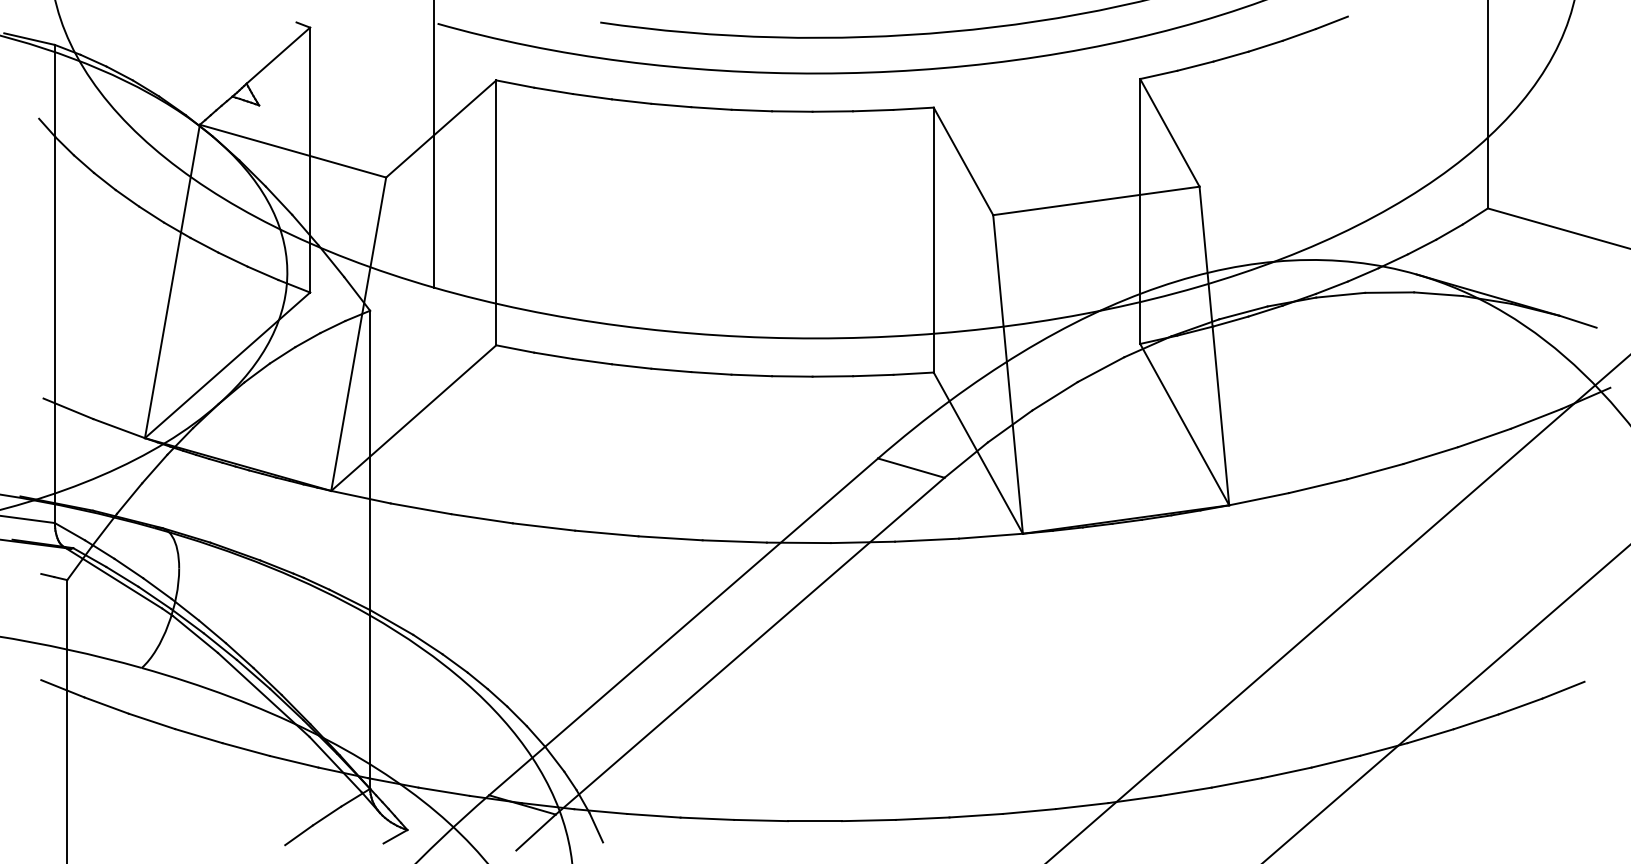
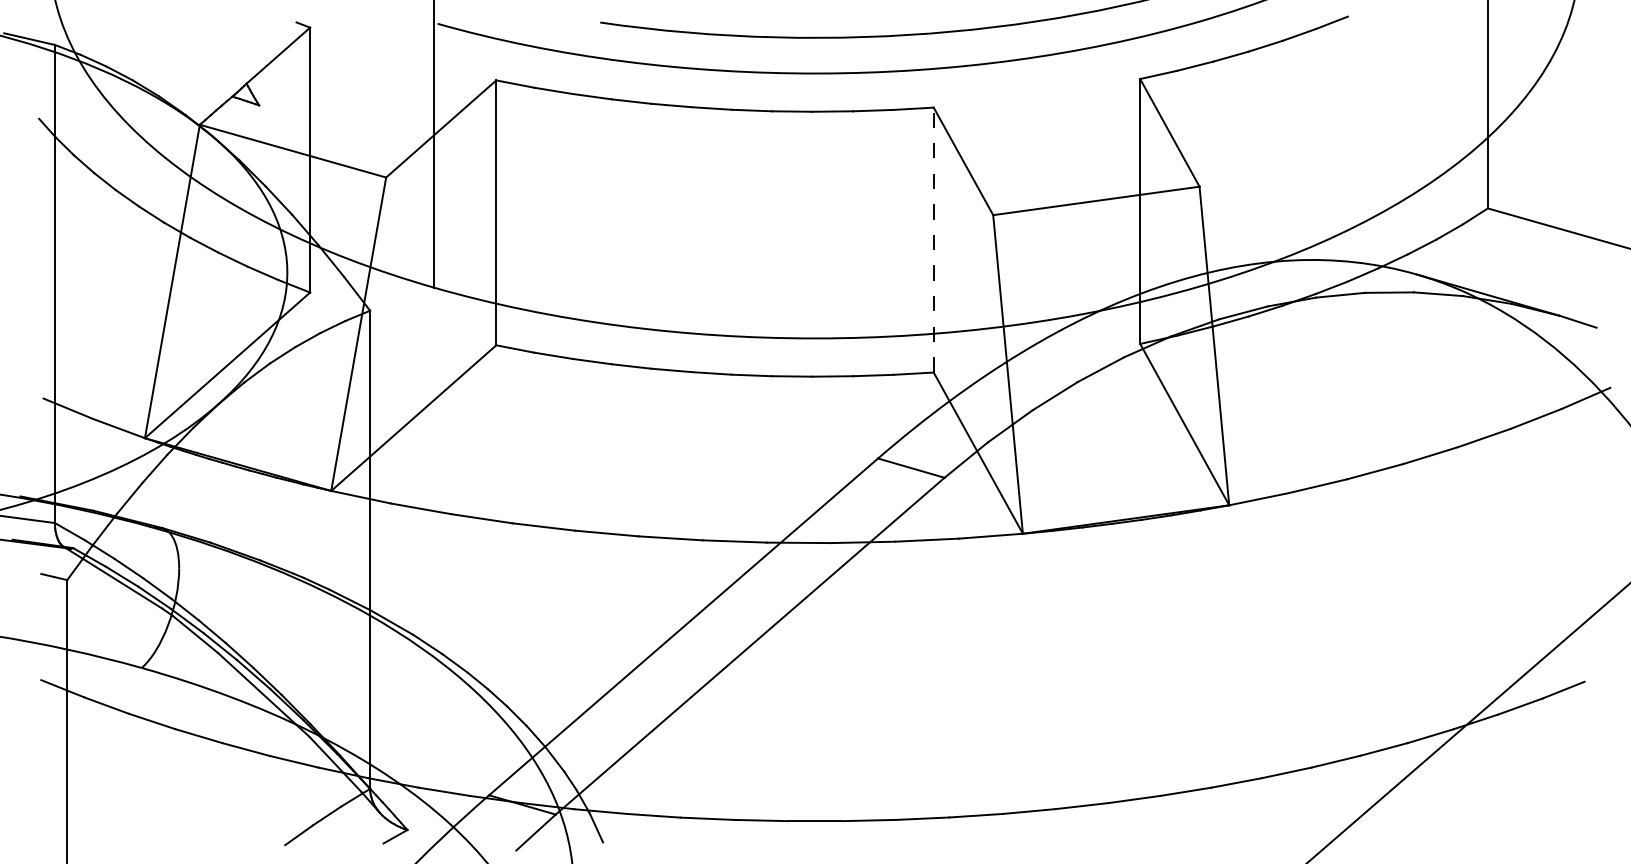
line: solid -> dashed (933, 239)
line: present -> none (1338, 608)
line position: (1446, 703) -> (1468, 722) (1468, 722)
